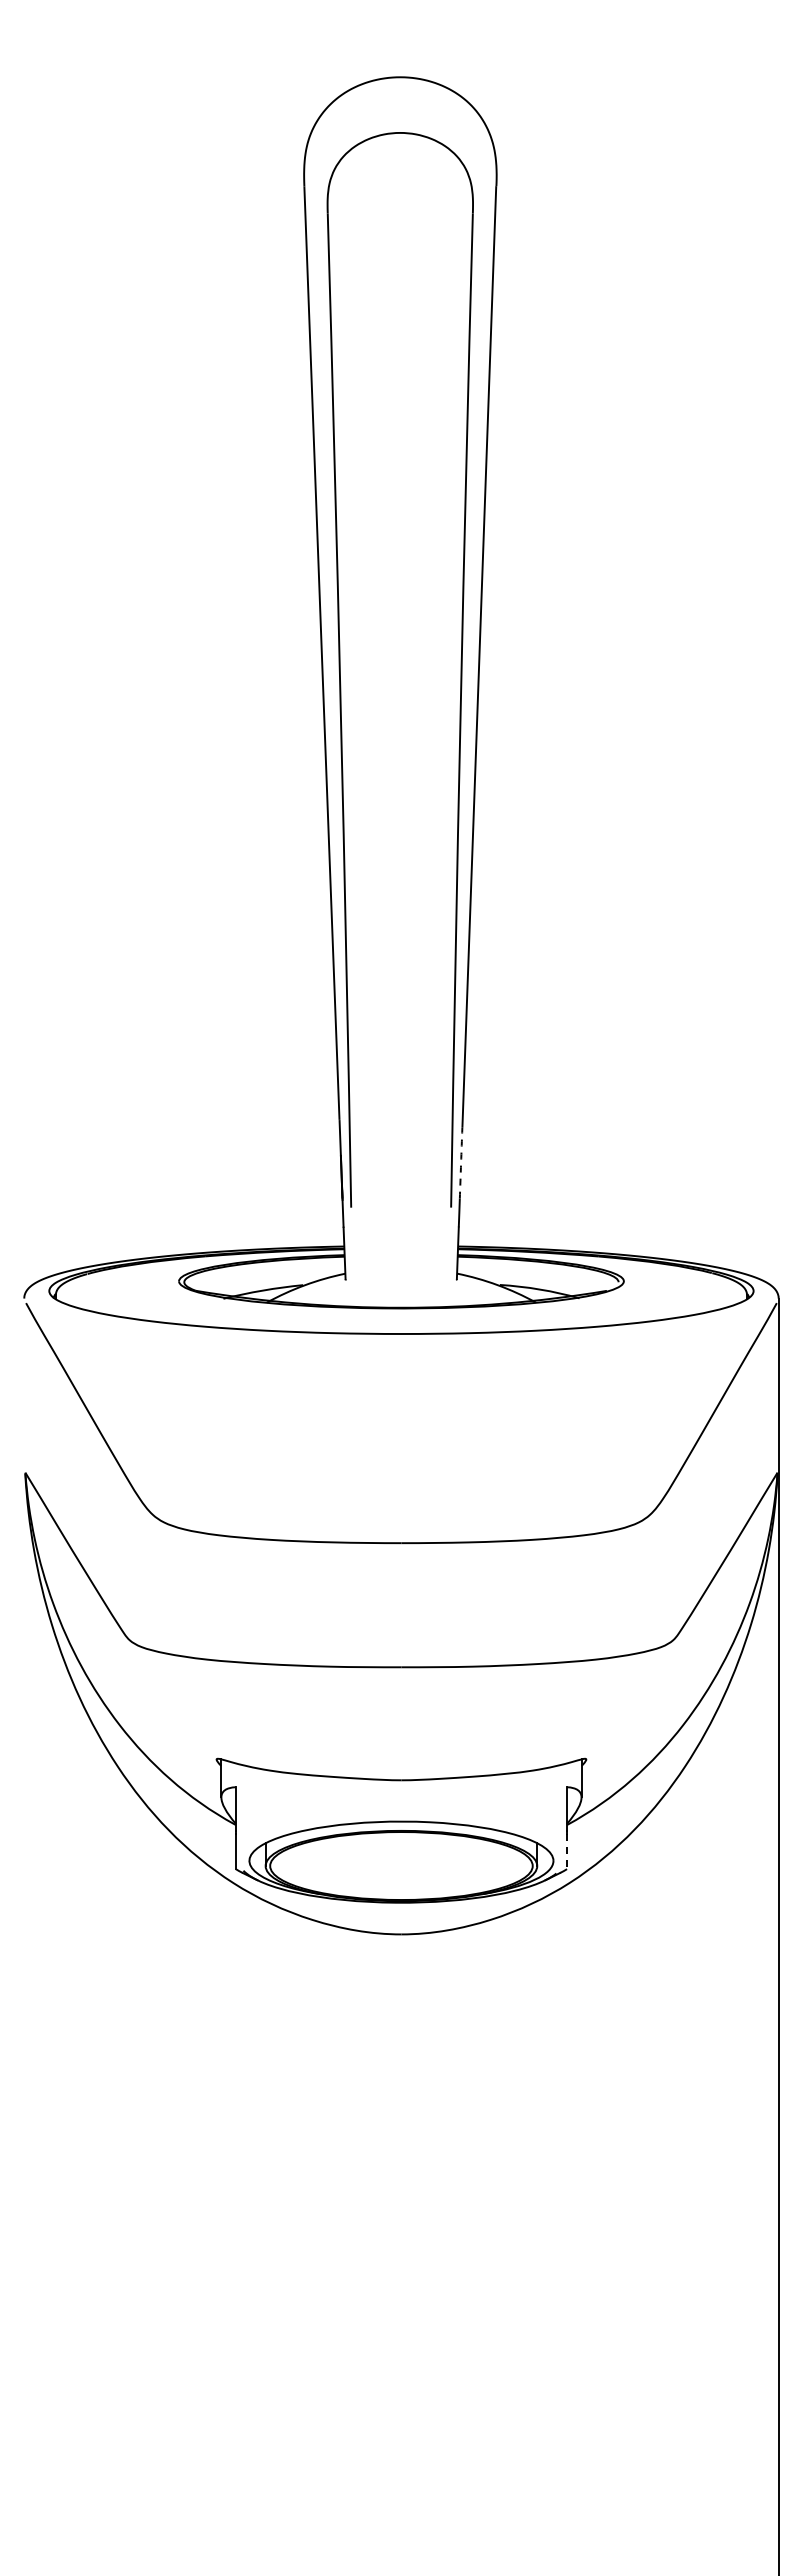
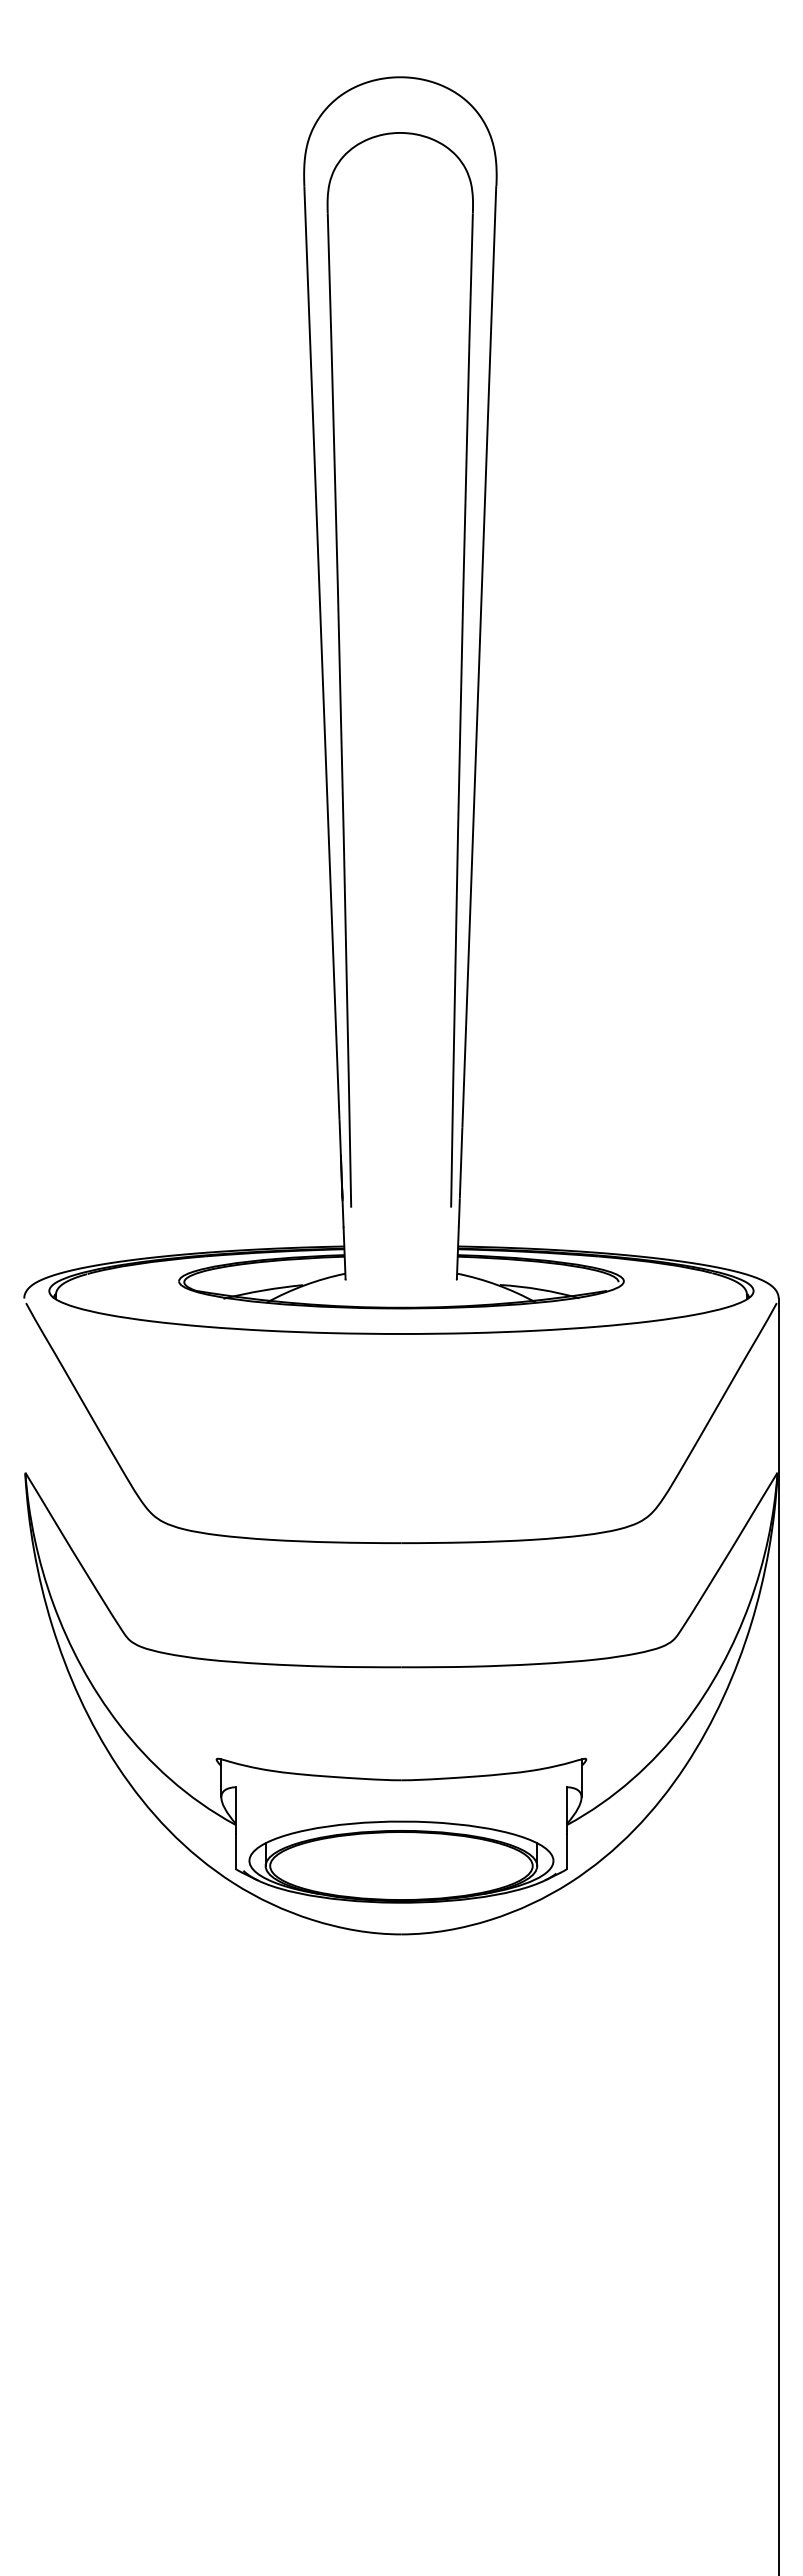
arc: dashed -> solid (461, 1163)
line: dashed -> solid (567, 1851)
